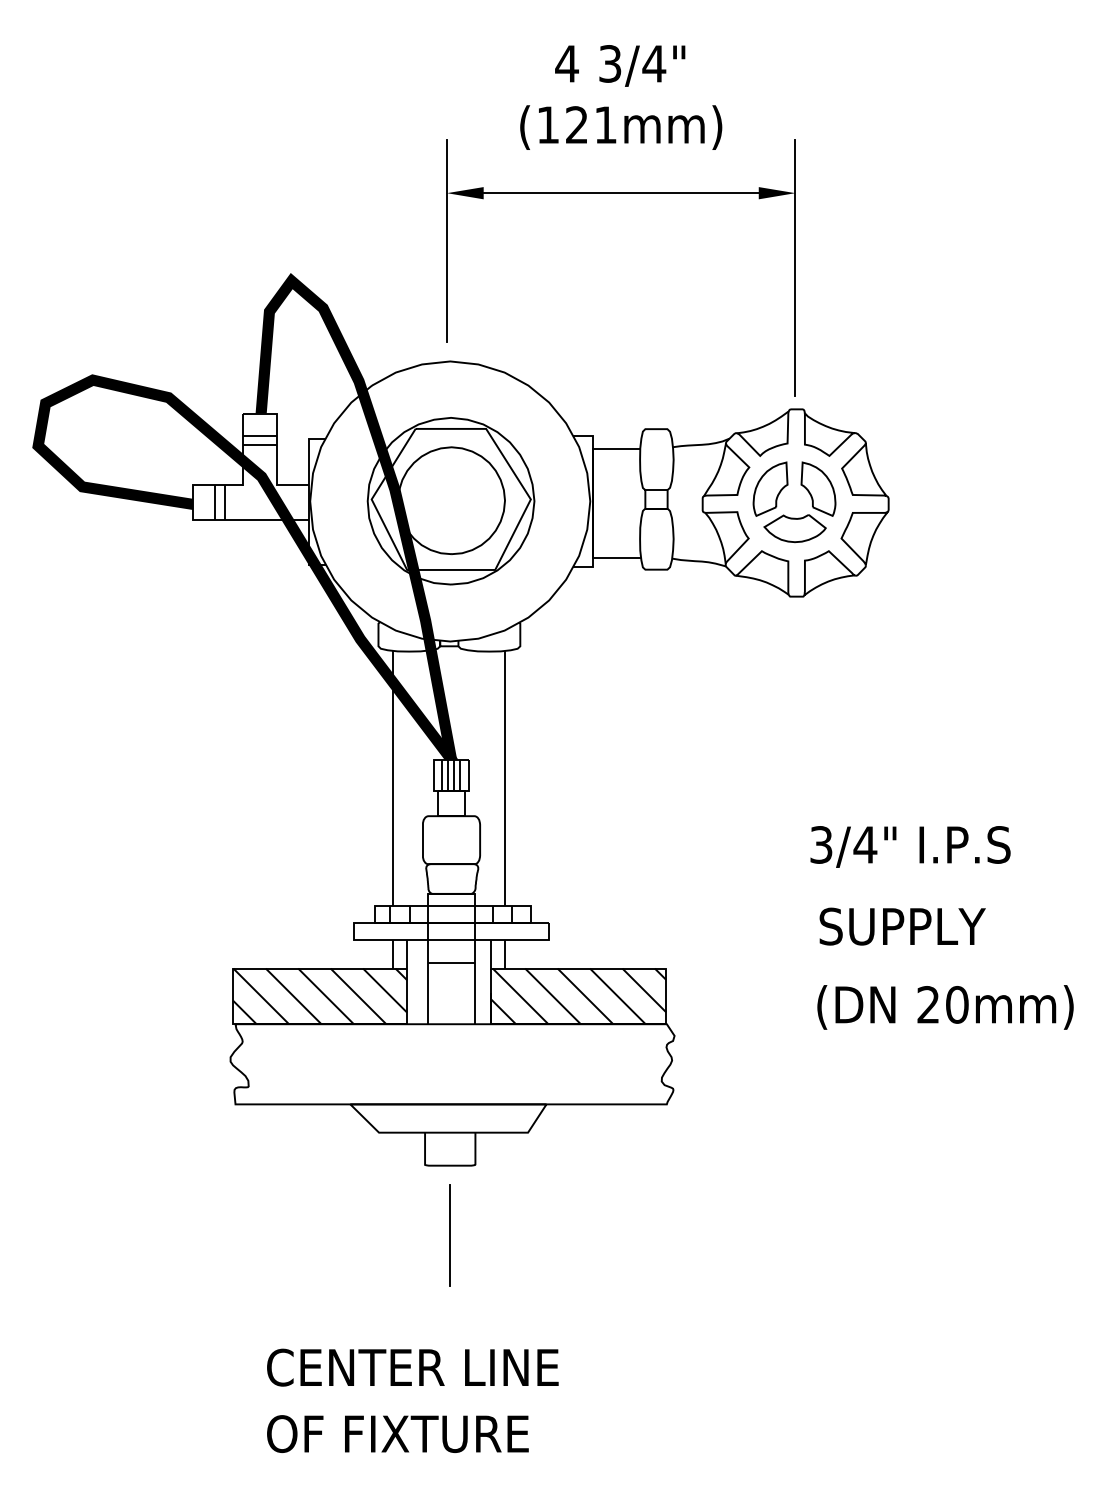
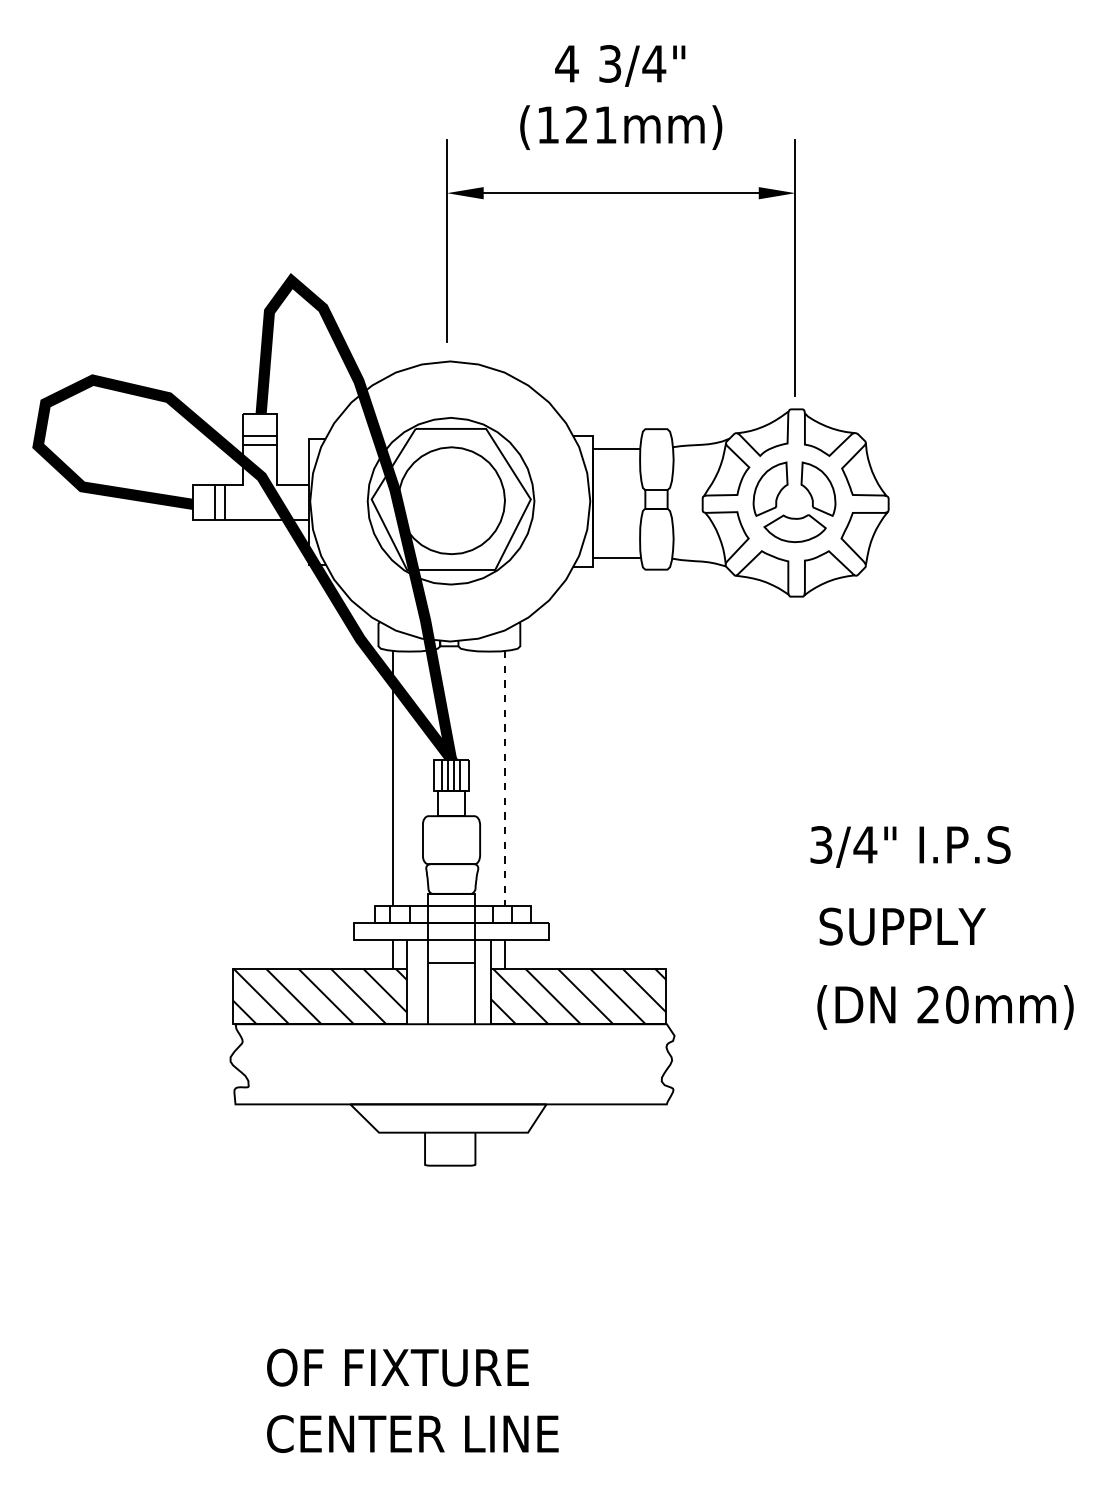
line: solid -> dashed (505, 778)
line: present -> none (450, 1235)
text: CENTER LINE -> OF FIXTURE (415, 1367)
text: OF FIXTURE -> CENTER LINE (415, 1434)
